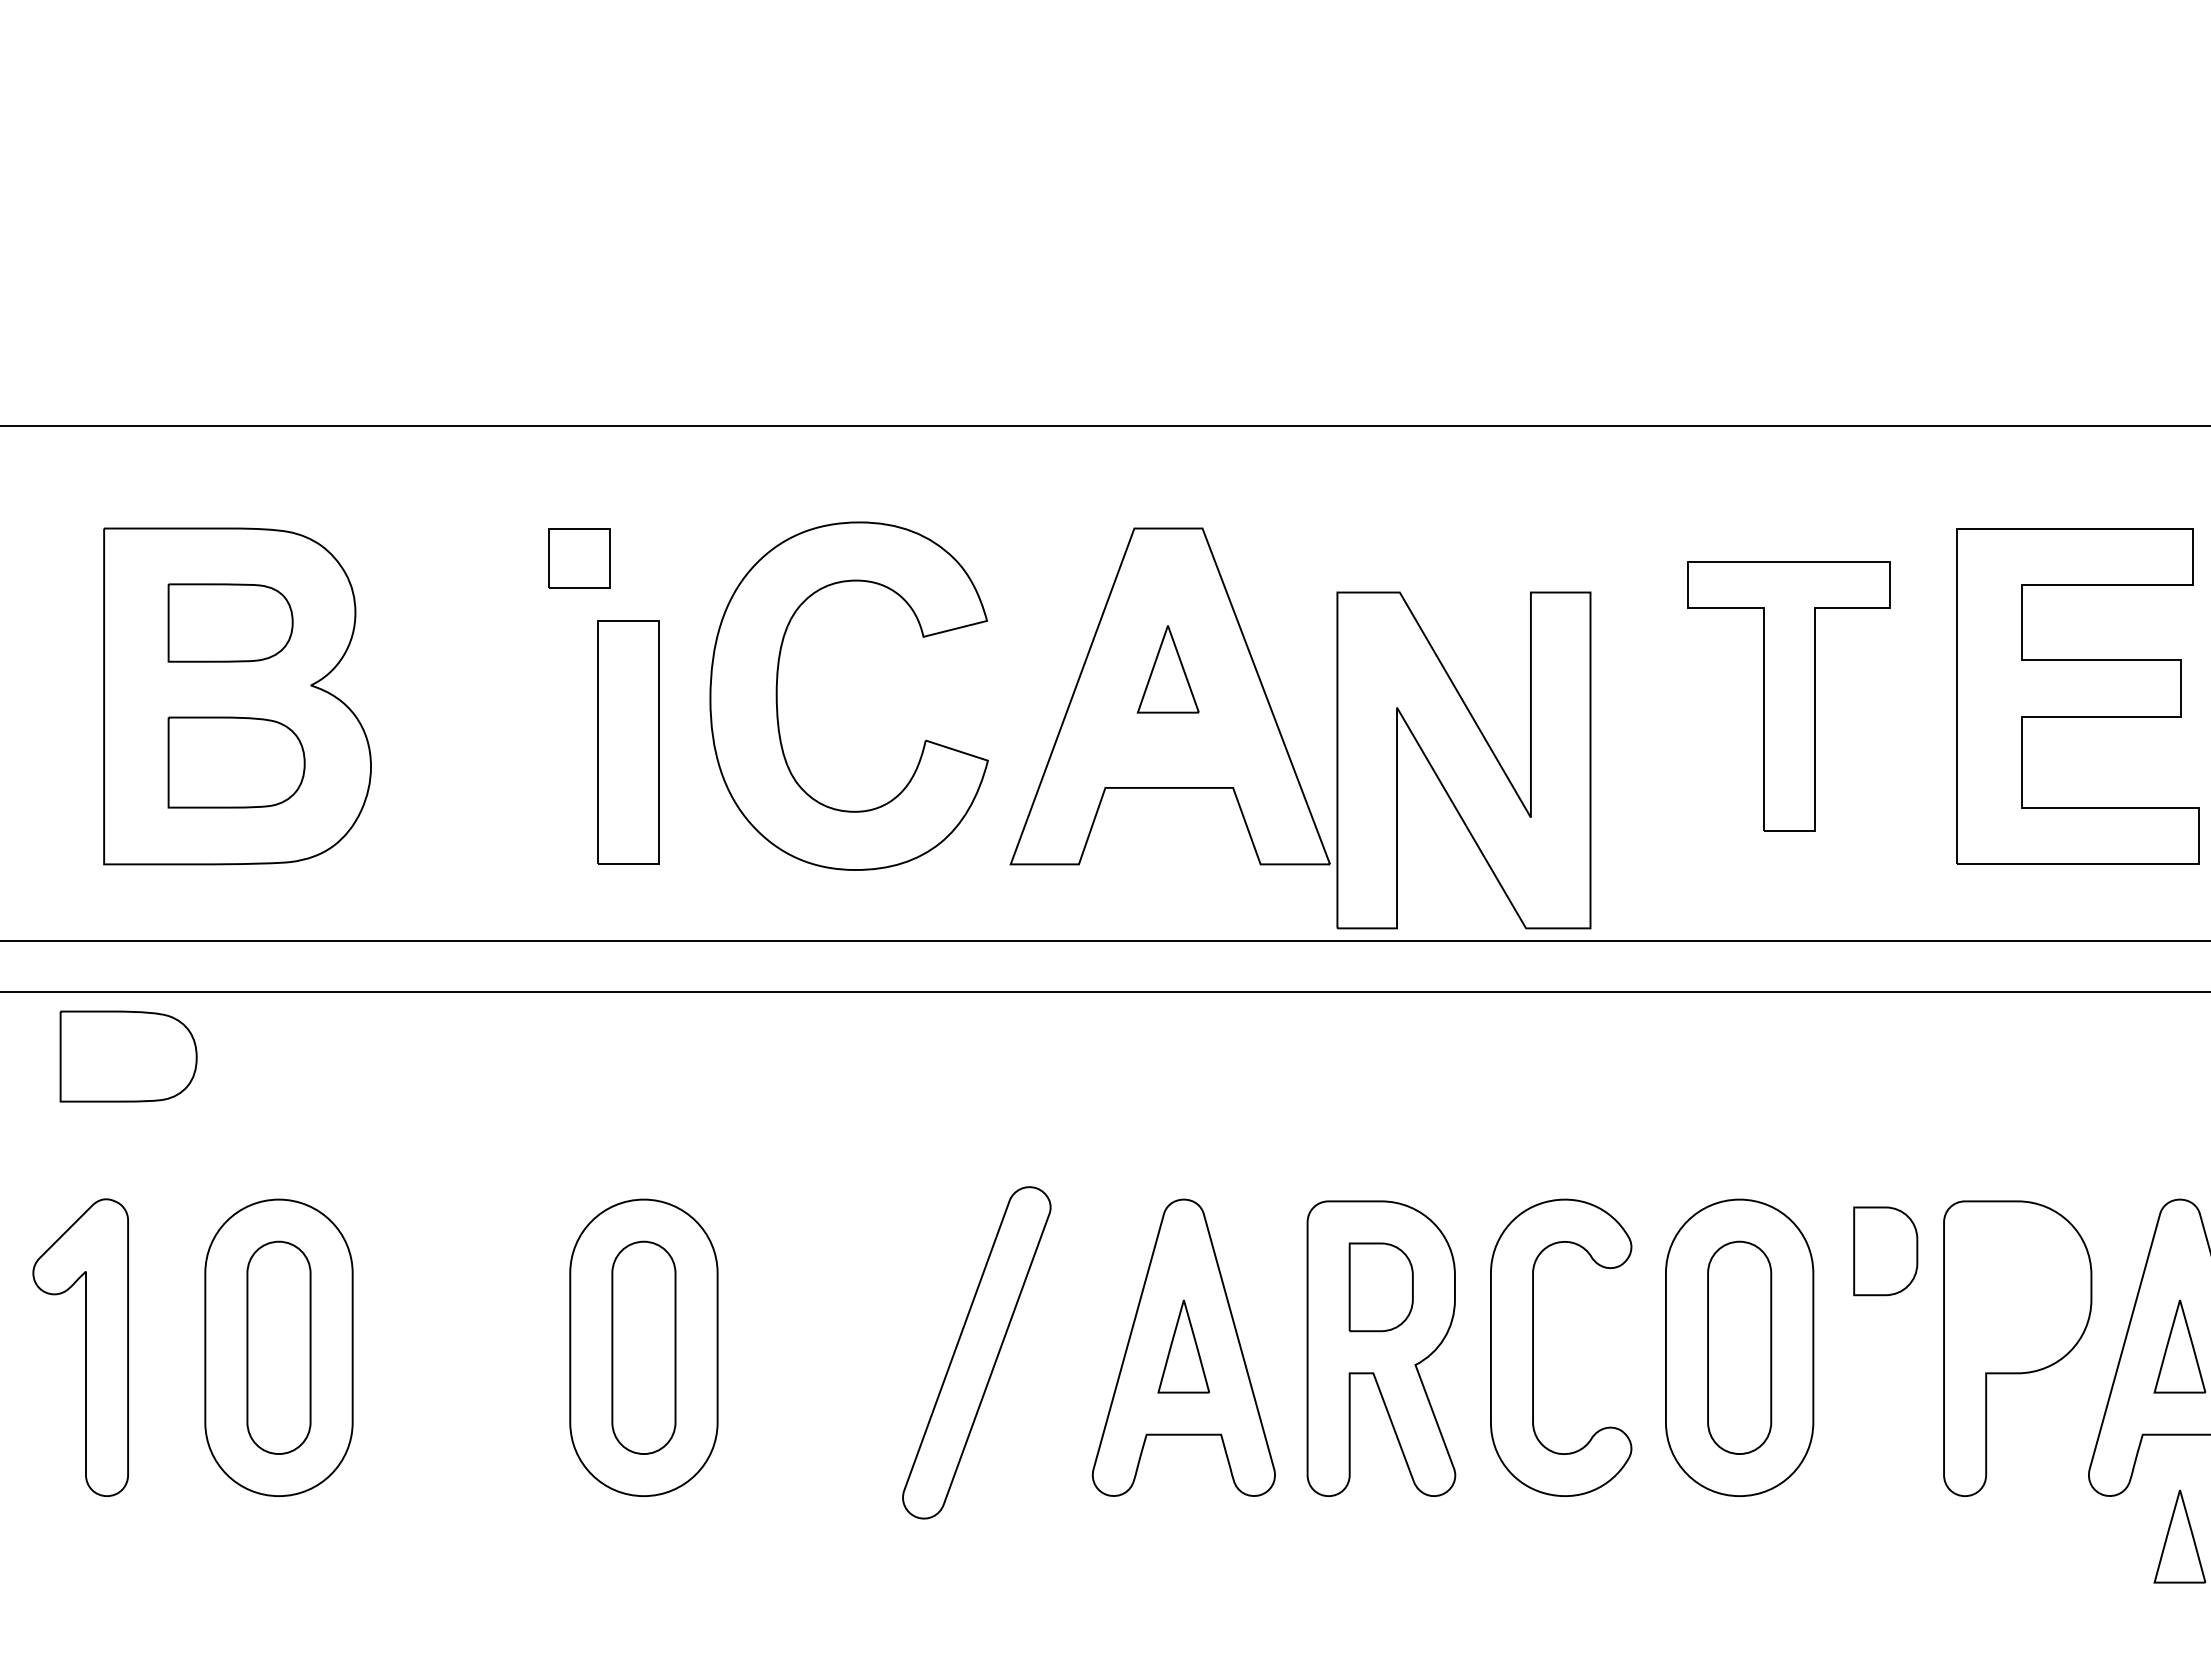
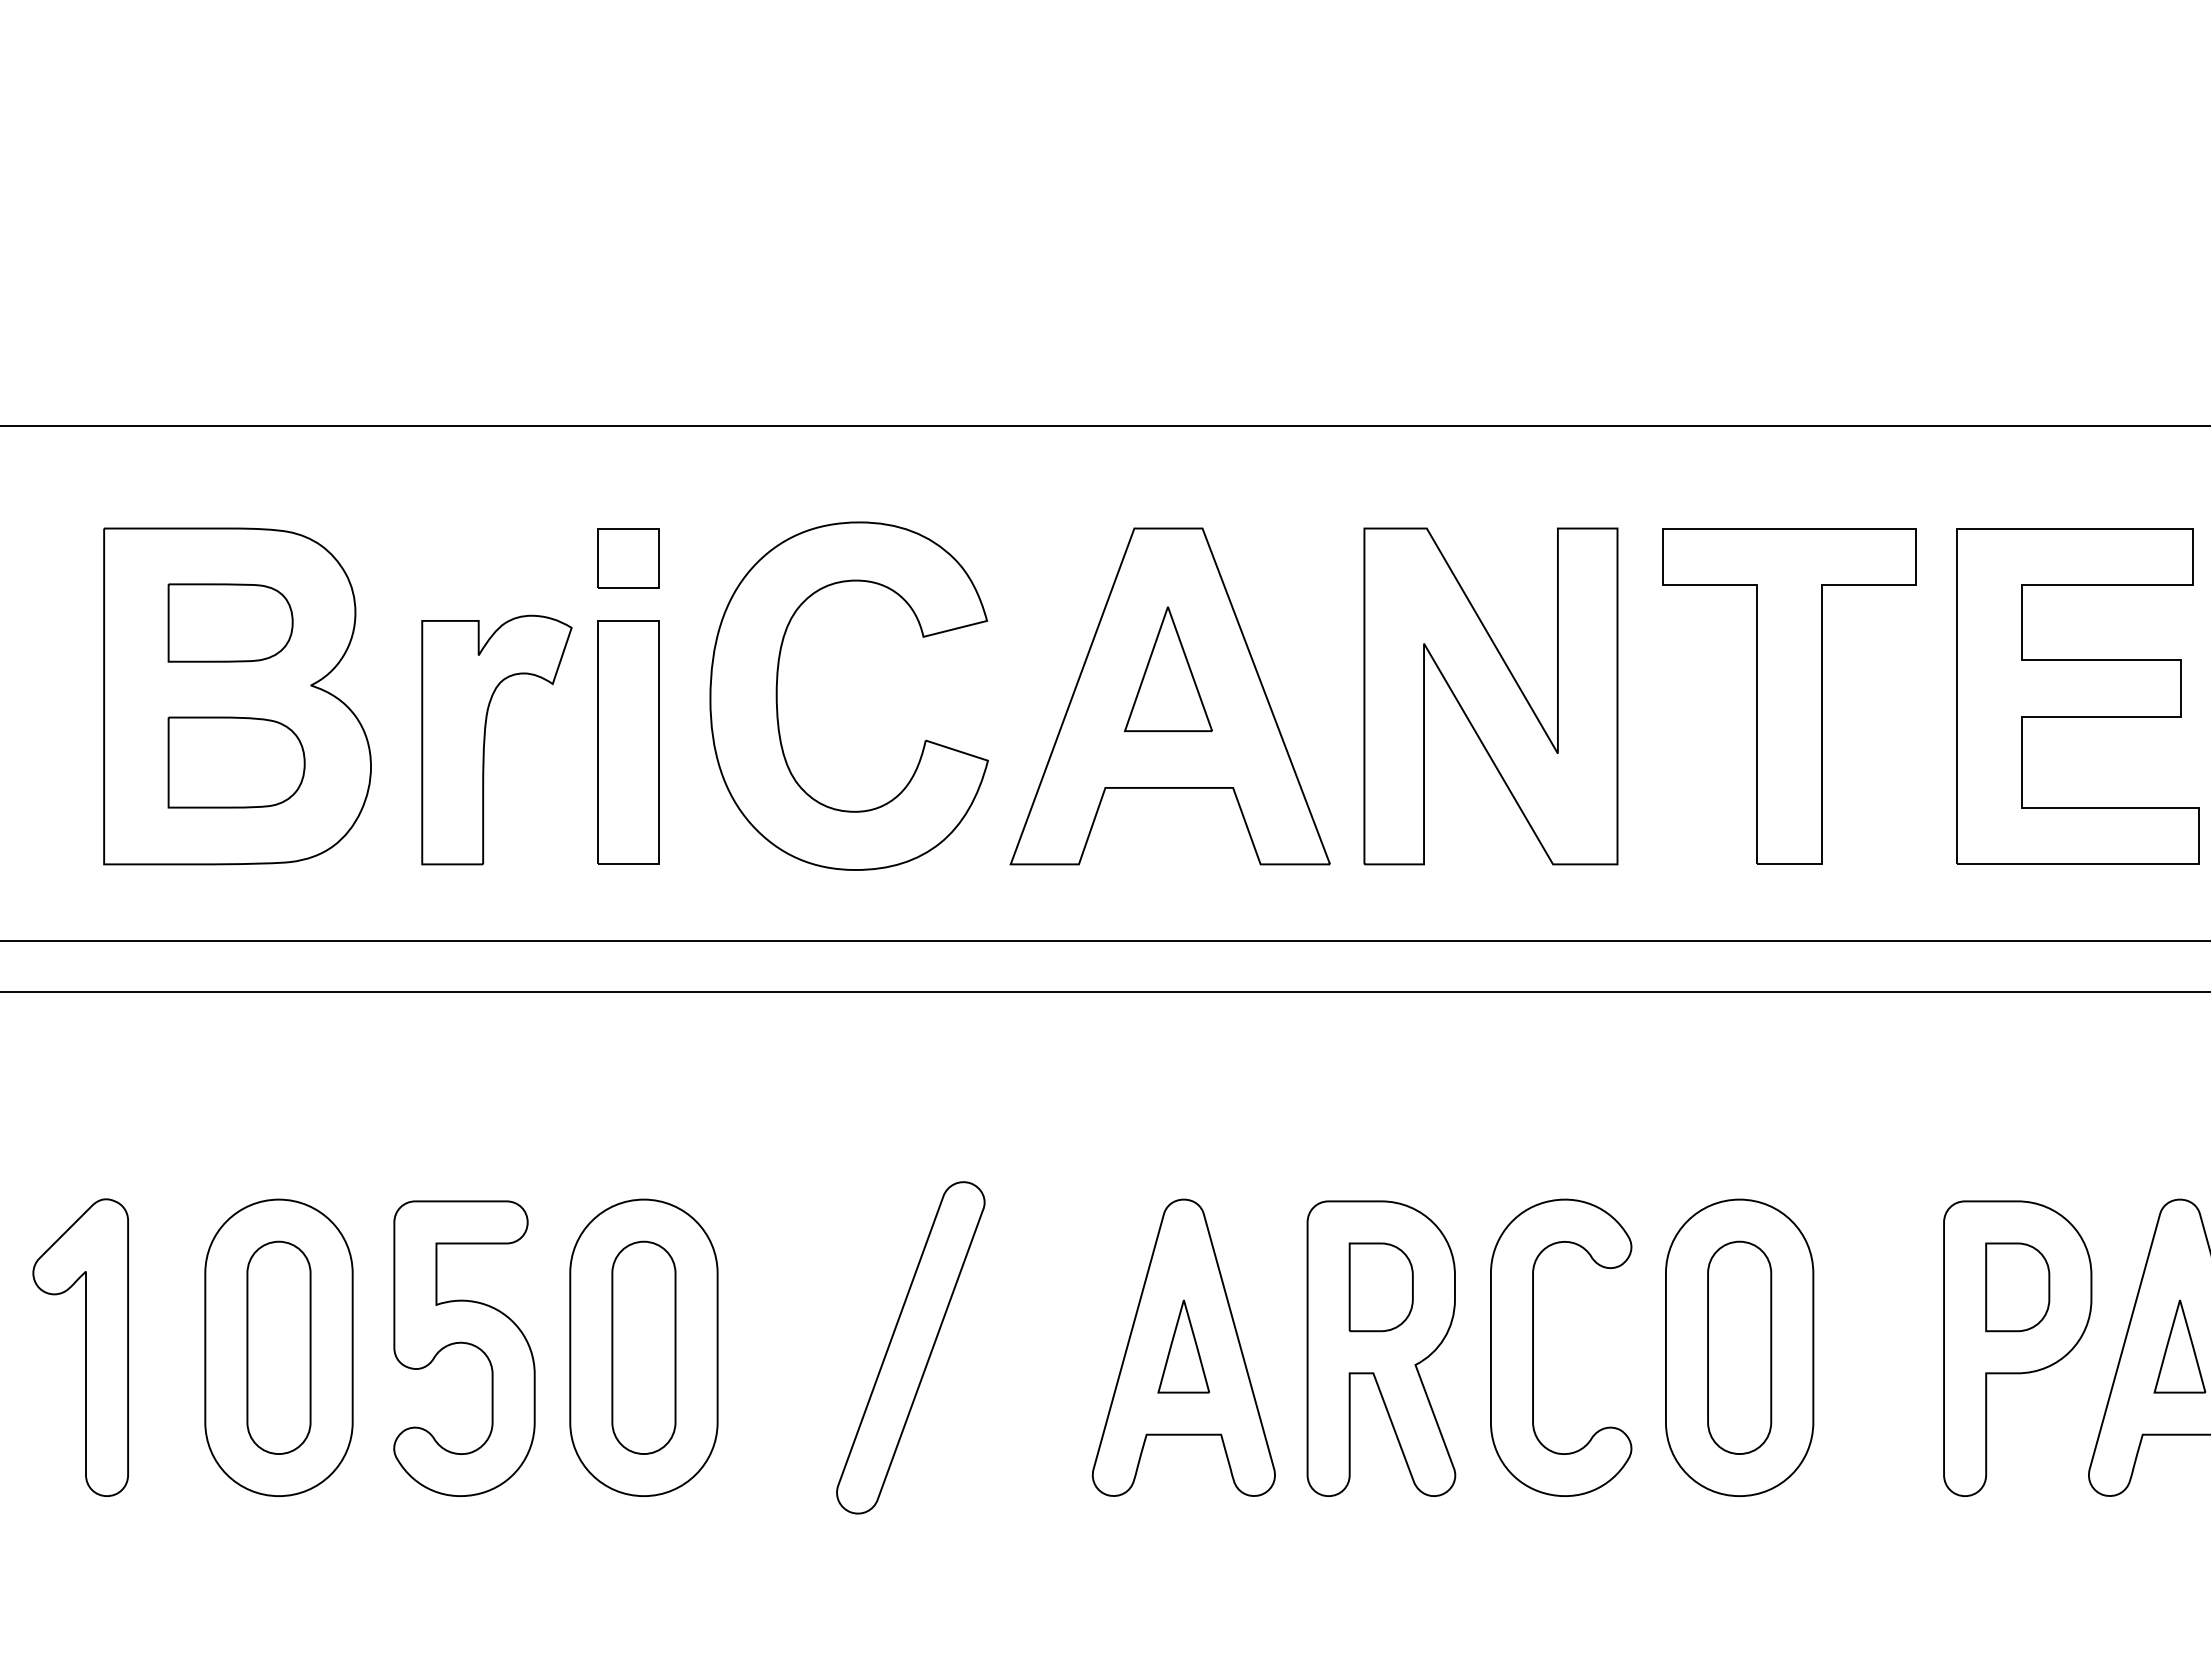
part position: (579, 558) -> (628, 558) (628, 558)
part size: 64x89 px -> 90x127 px (1167, 669)
part size: 204x271 px -> 255x337 px (1789, 696)
part: none -> present (485, 739)
part position: (1463, 760) -> (1490, 696) (1490, 696)
part: present -> none (128, 1056)
part position: (1885, 1251) -> (2017, 1287) (2017, 1287)
part: none -> present (464, 1348)
part position: (976, 1352) -> (910, 1347) (910, 1347)
part: present -> none (2179, 1536)
